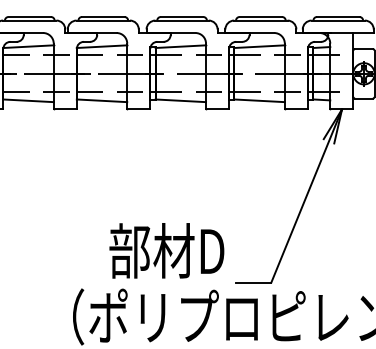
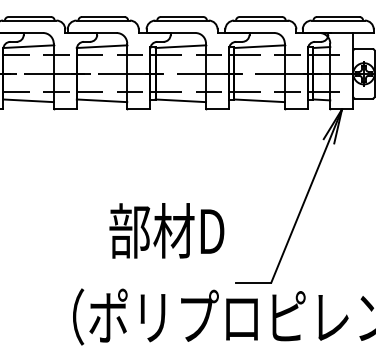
text position: (166, 250) -> (166, 230) (166, 230)
